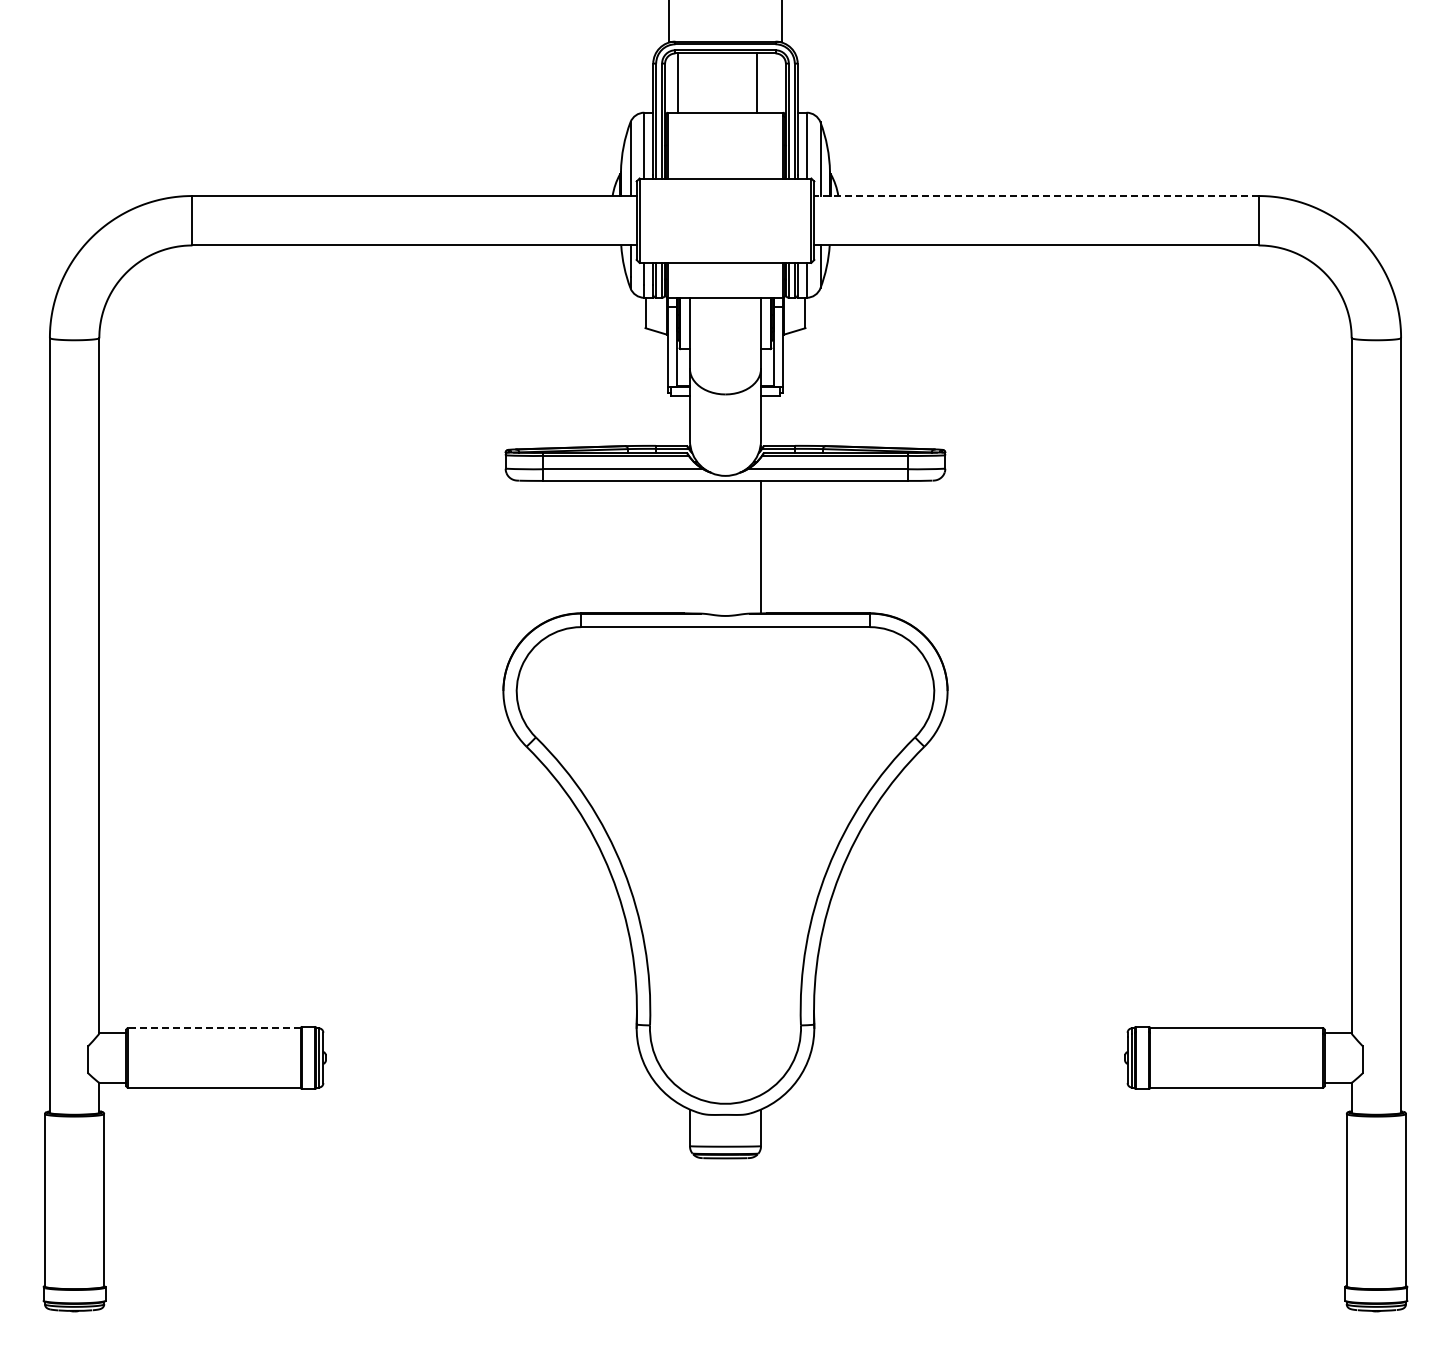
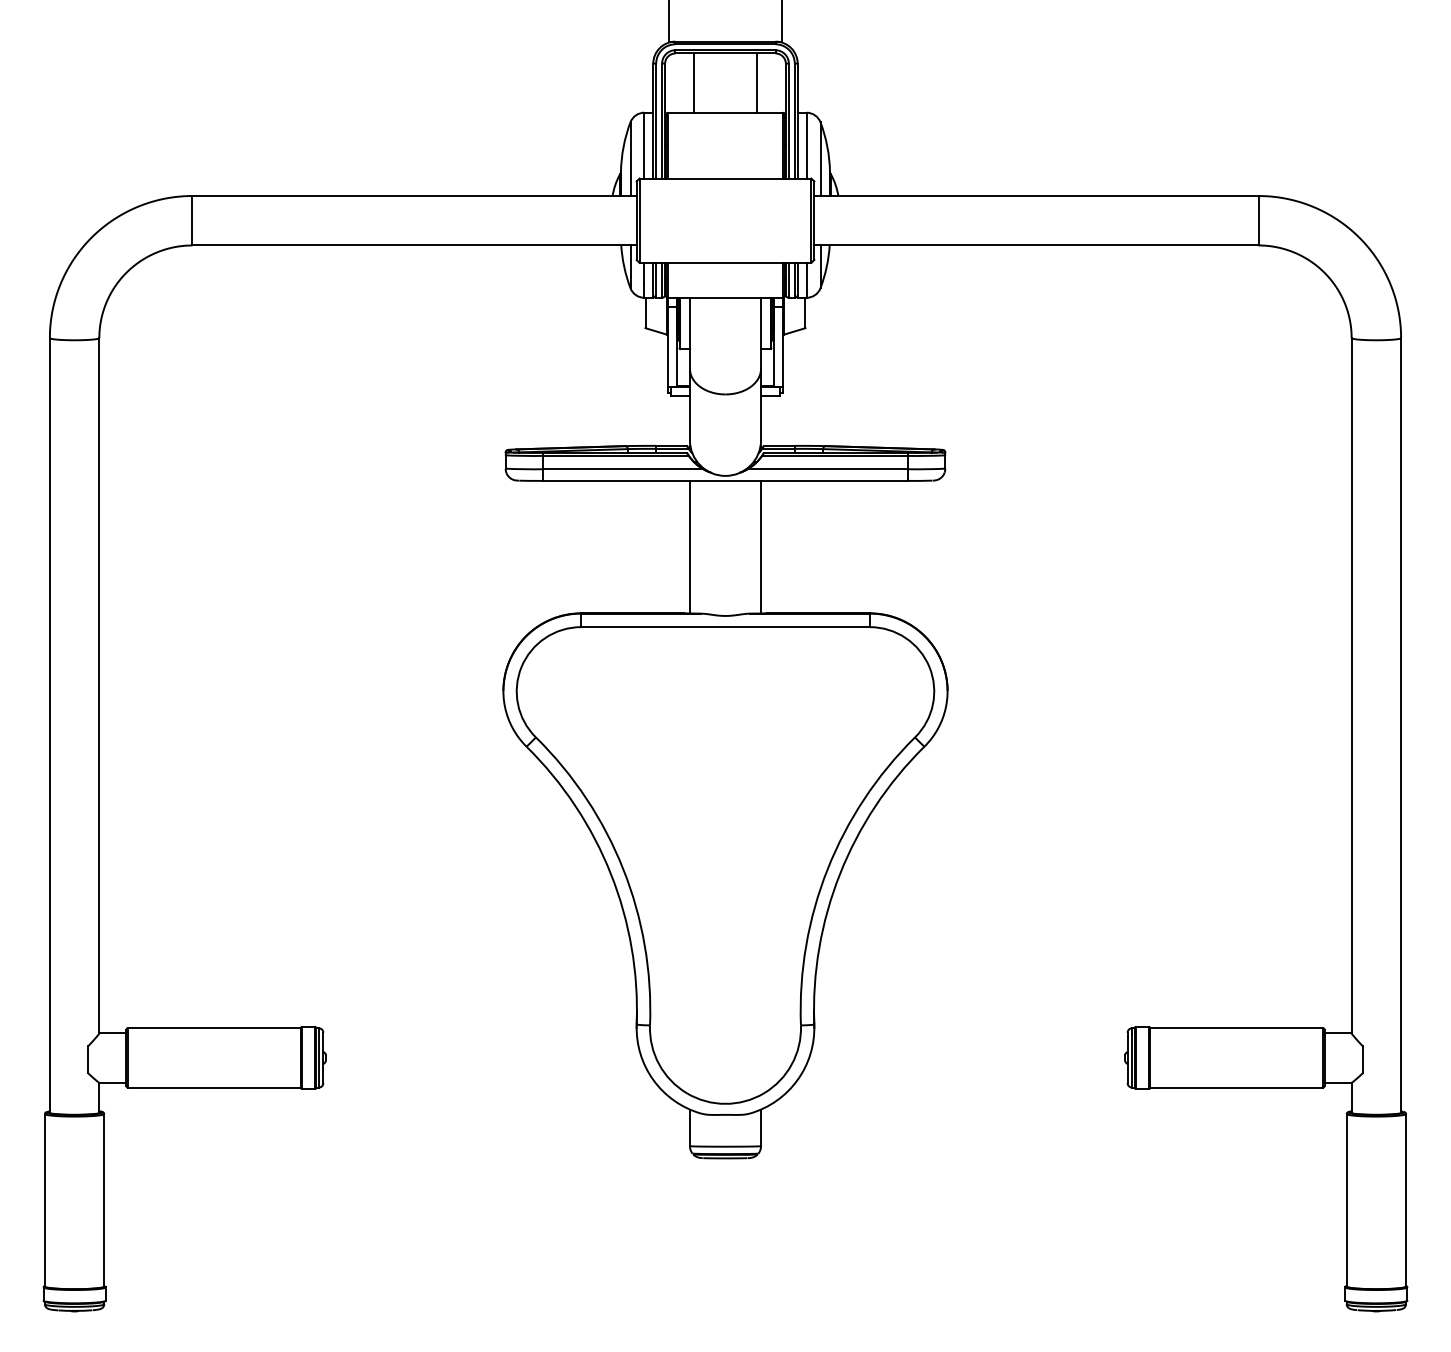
line position: (678, 82) -> (694, 82) (694, 82)
line: dashed -> solid (1035, 196)
line: none -> present (689, 546)
line: dashed -> solid (214, 1028)
